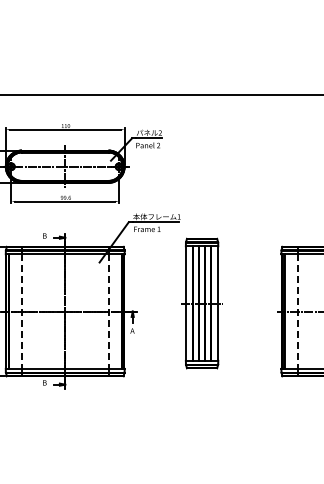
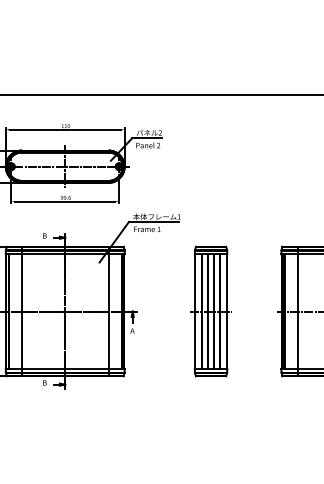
part position: (201, 303) -> (210, 311) (210, 311)
line: dashed -> solid (22, 312)
line: dashed -> solid (108, 312)
line: dashed -> solid (297, 312)
